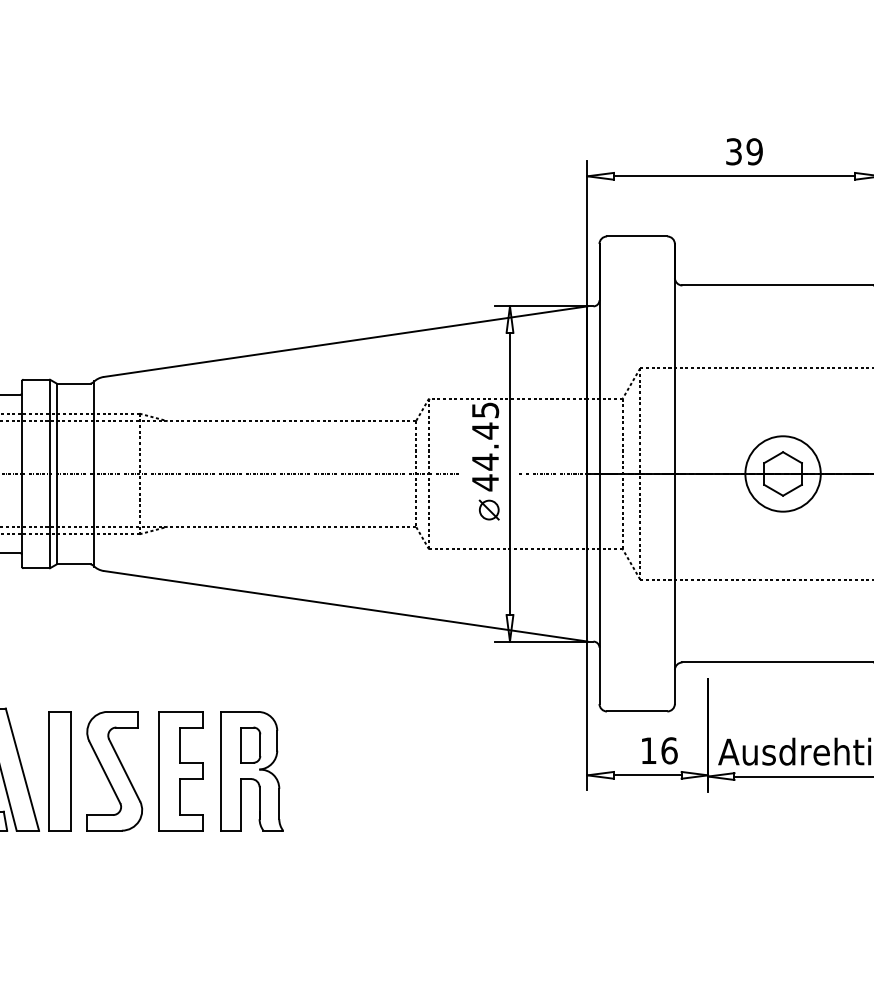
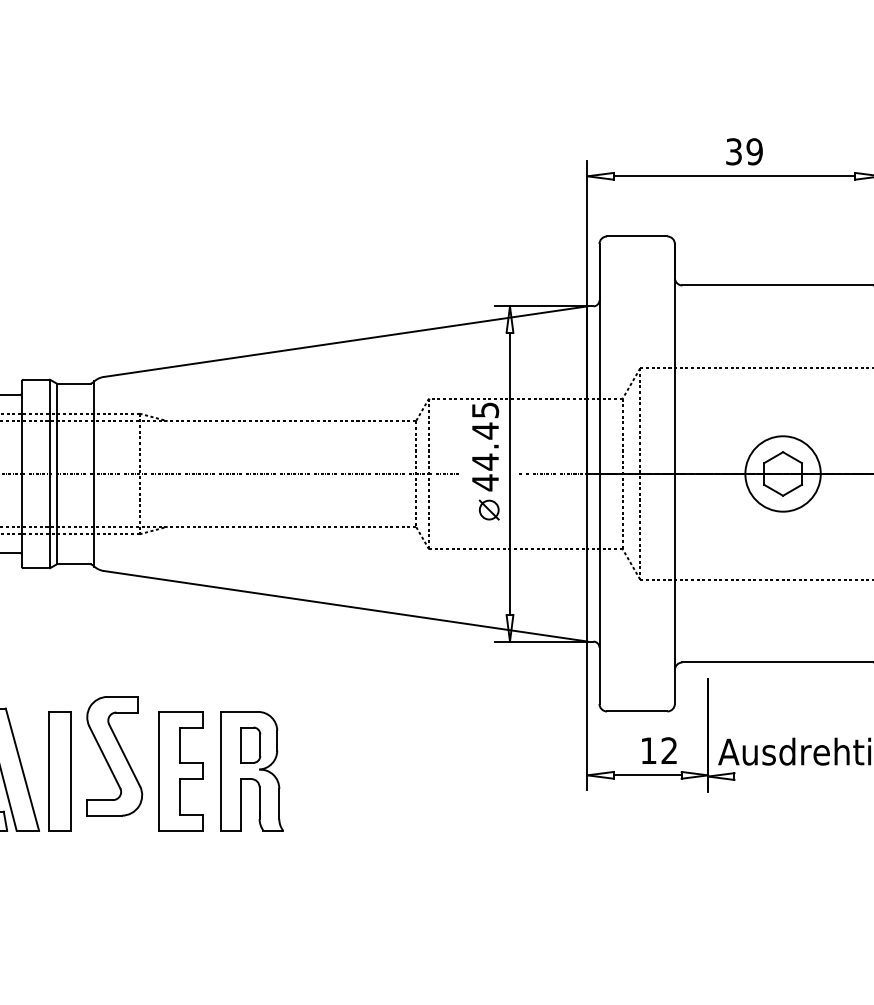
text: 16 -> 12 (669, 750)
part position: (114, 771) -> (114, 756) (114, 756)
line: present -> none (802, 776)
